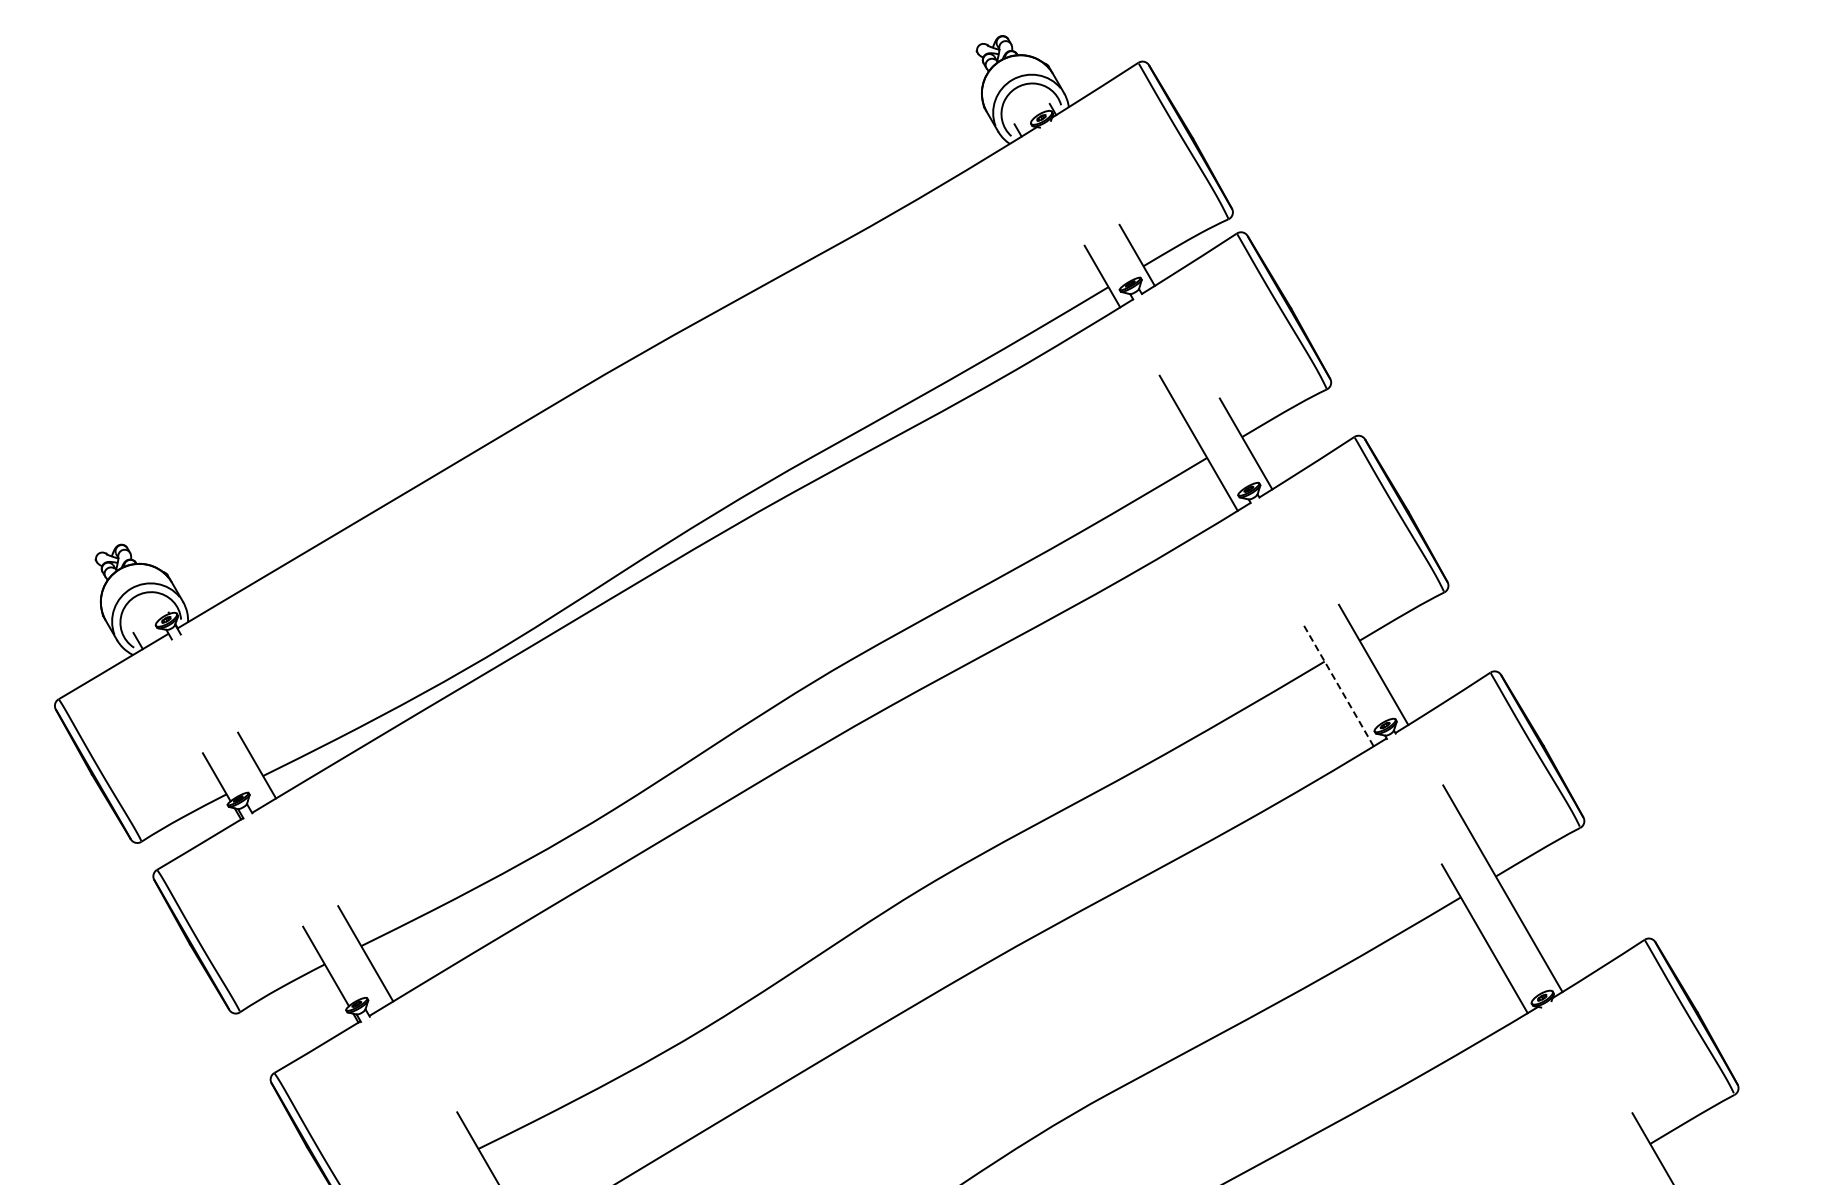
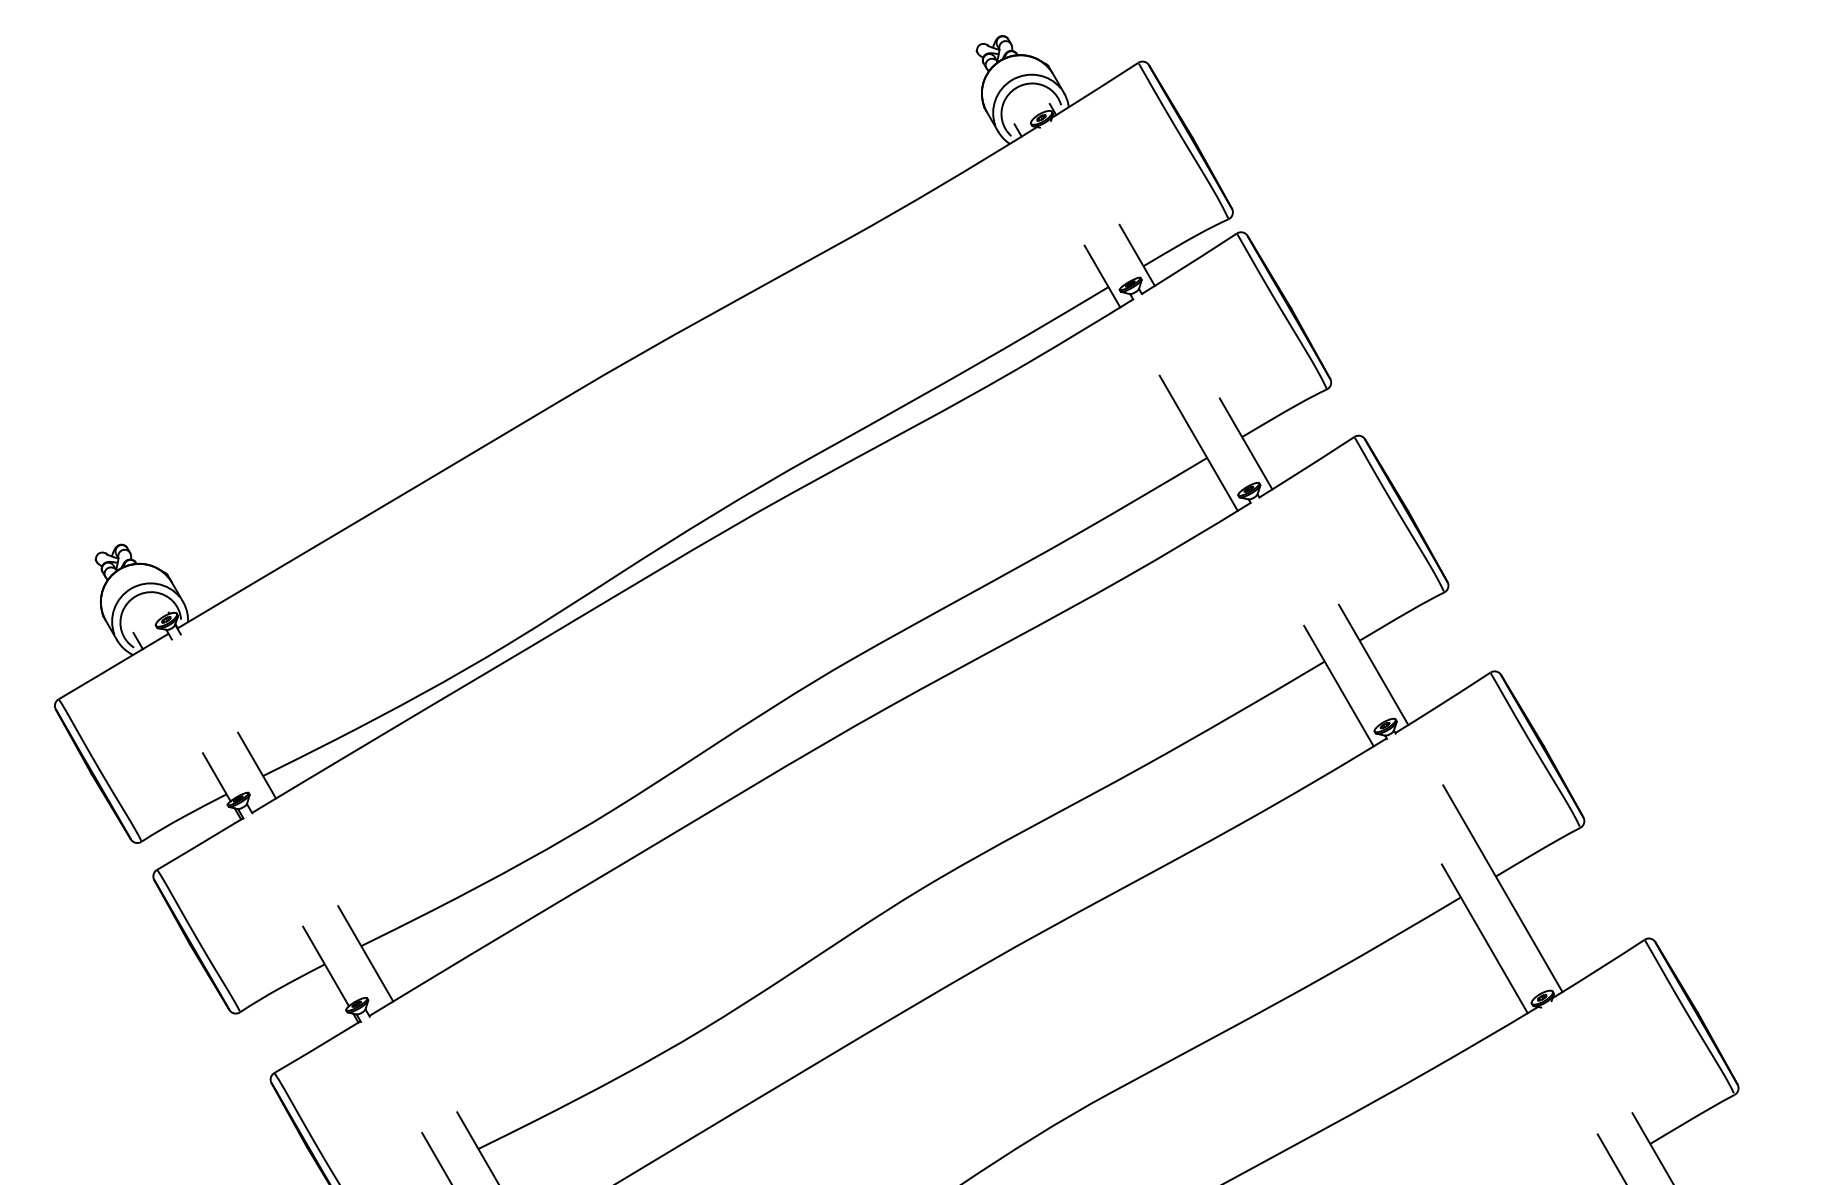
line: dashed -> solid (1338, 686)
line: none -> present (436, 1156)
line: none -> present (1610, 1157)
